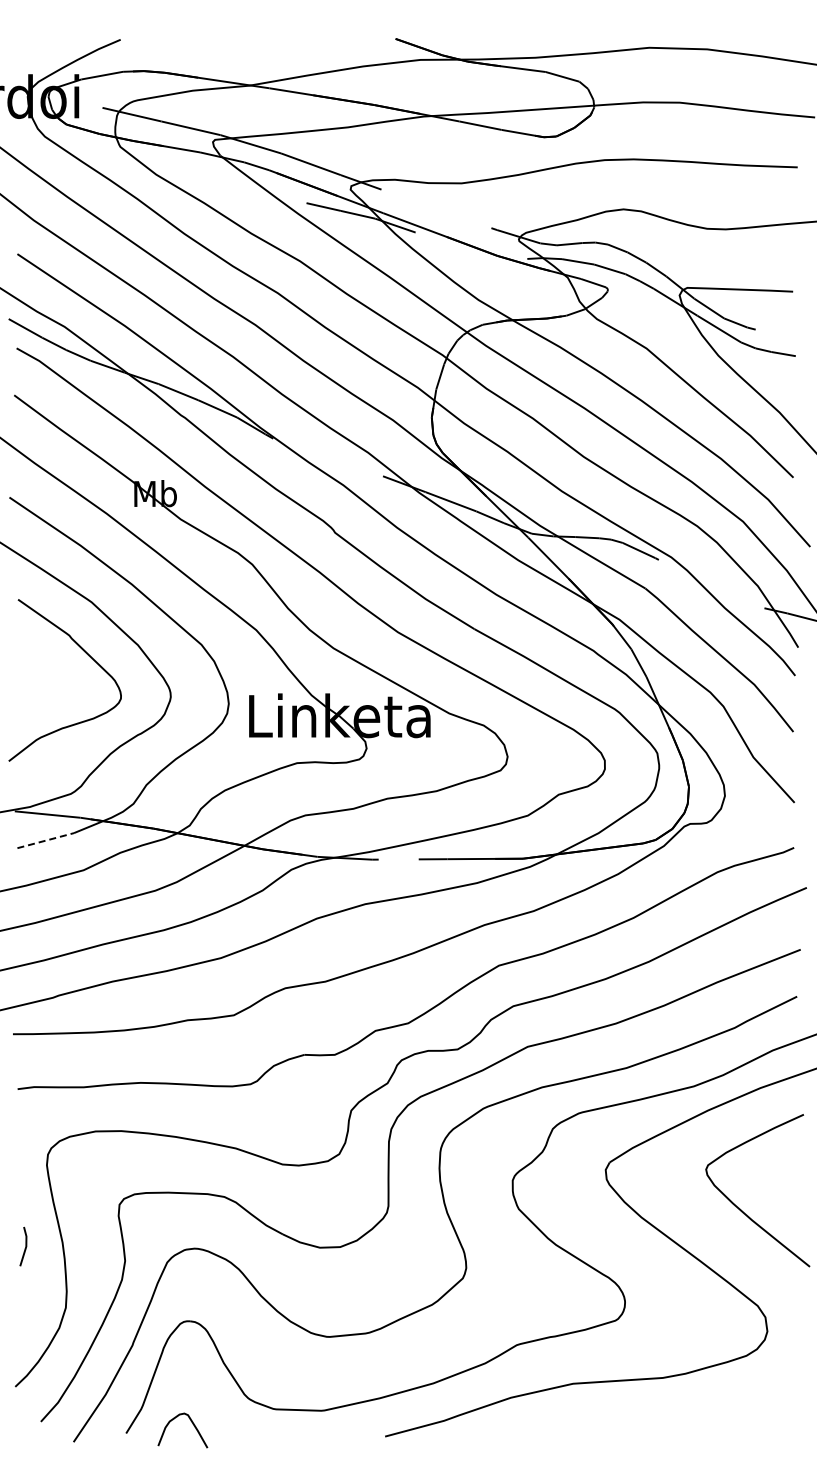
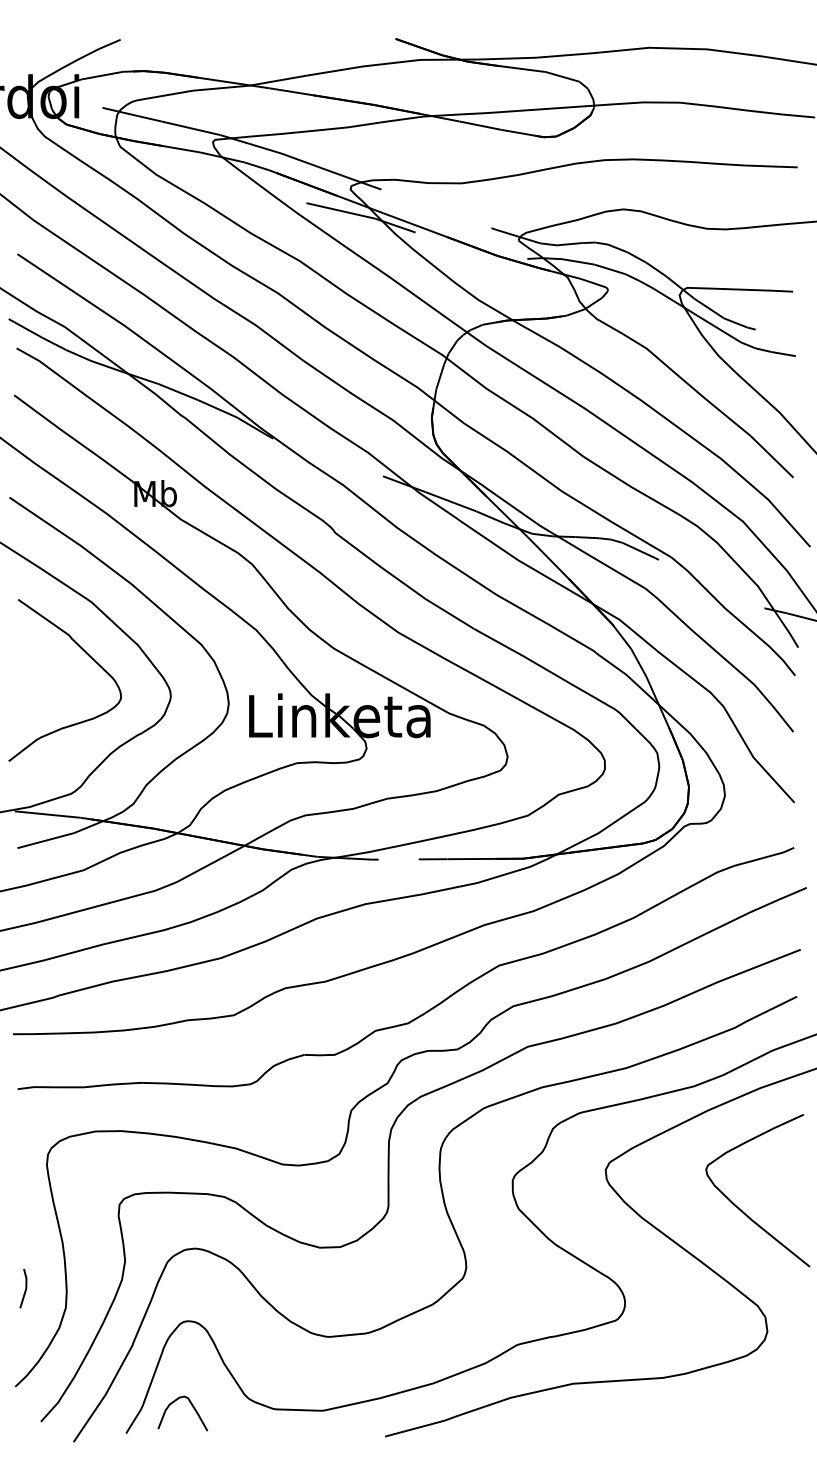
line: dashed -> solid (46, 840)
line position: (25, 1246) -> (25, 1288) (25, 1288)
curve position: (192, 1424) -> (192, 1407) (192, 1407)
